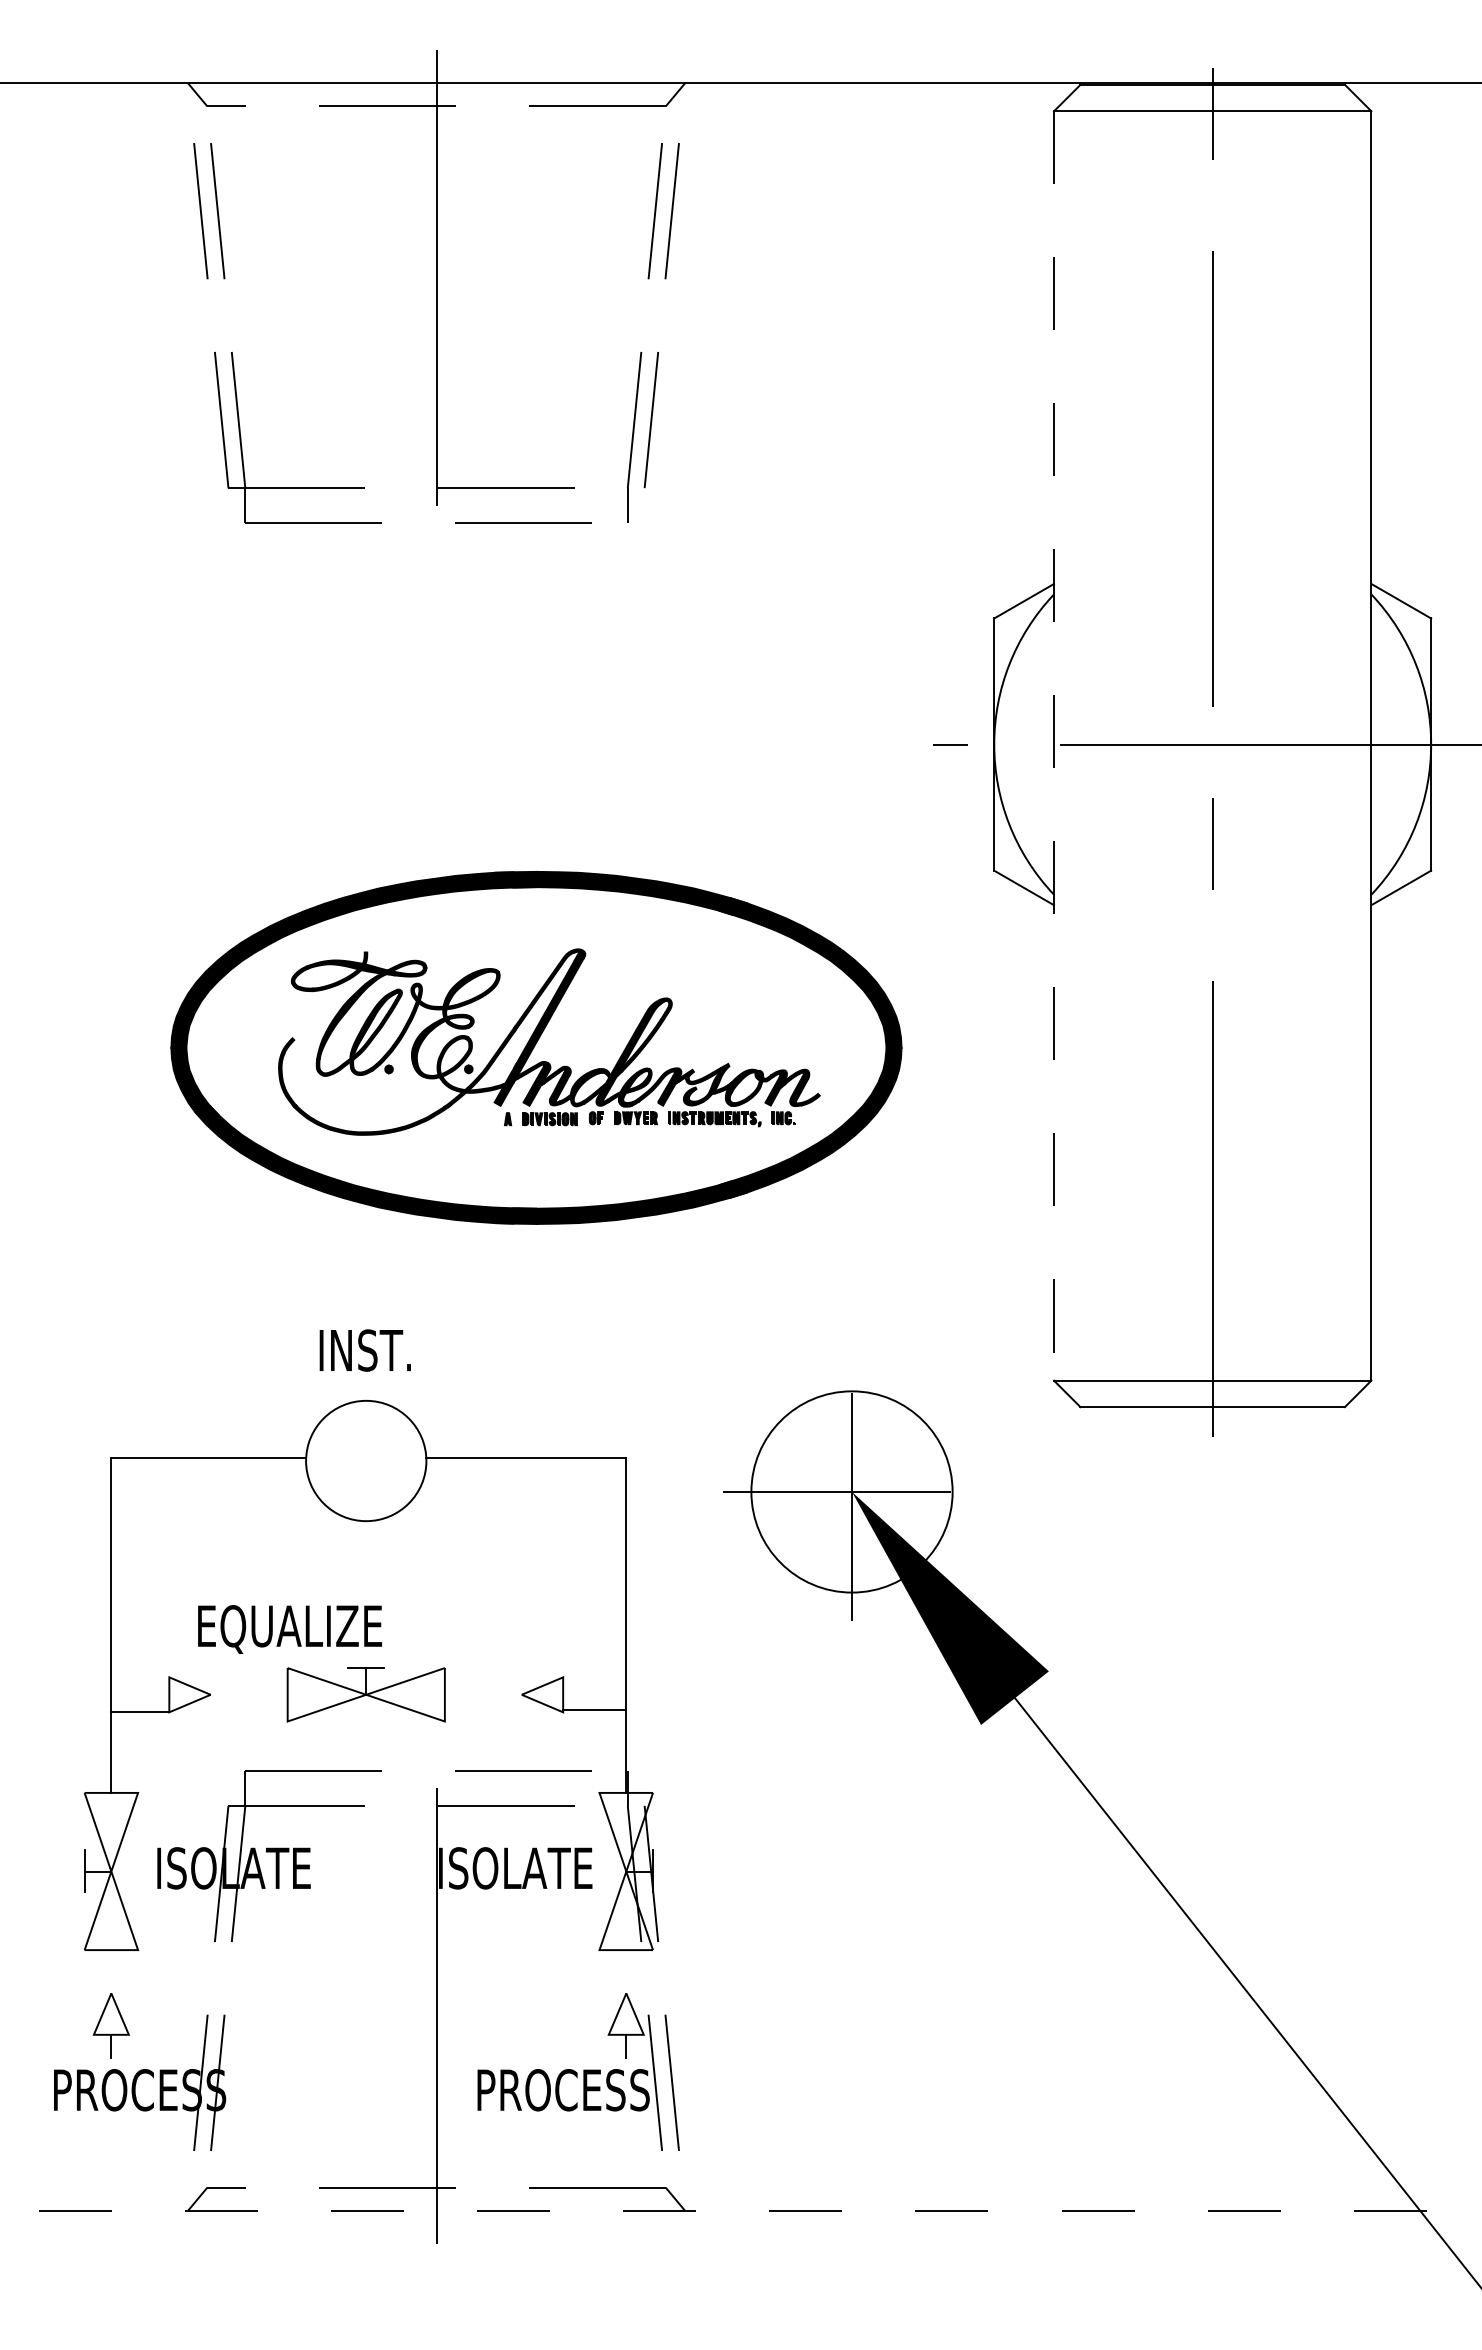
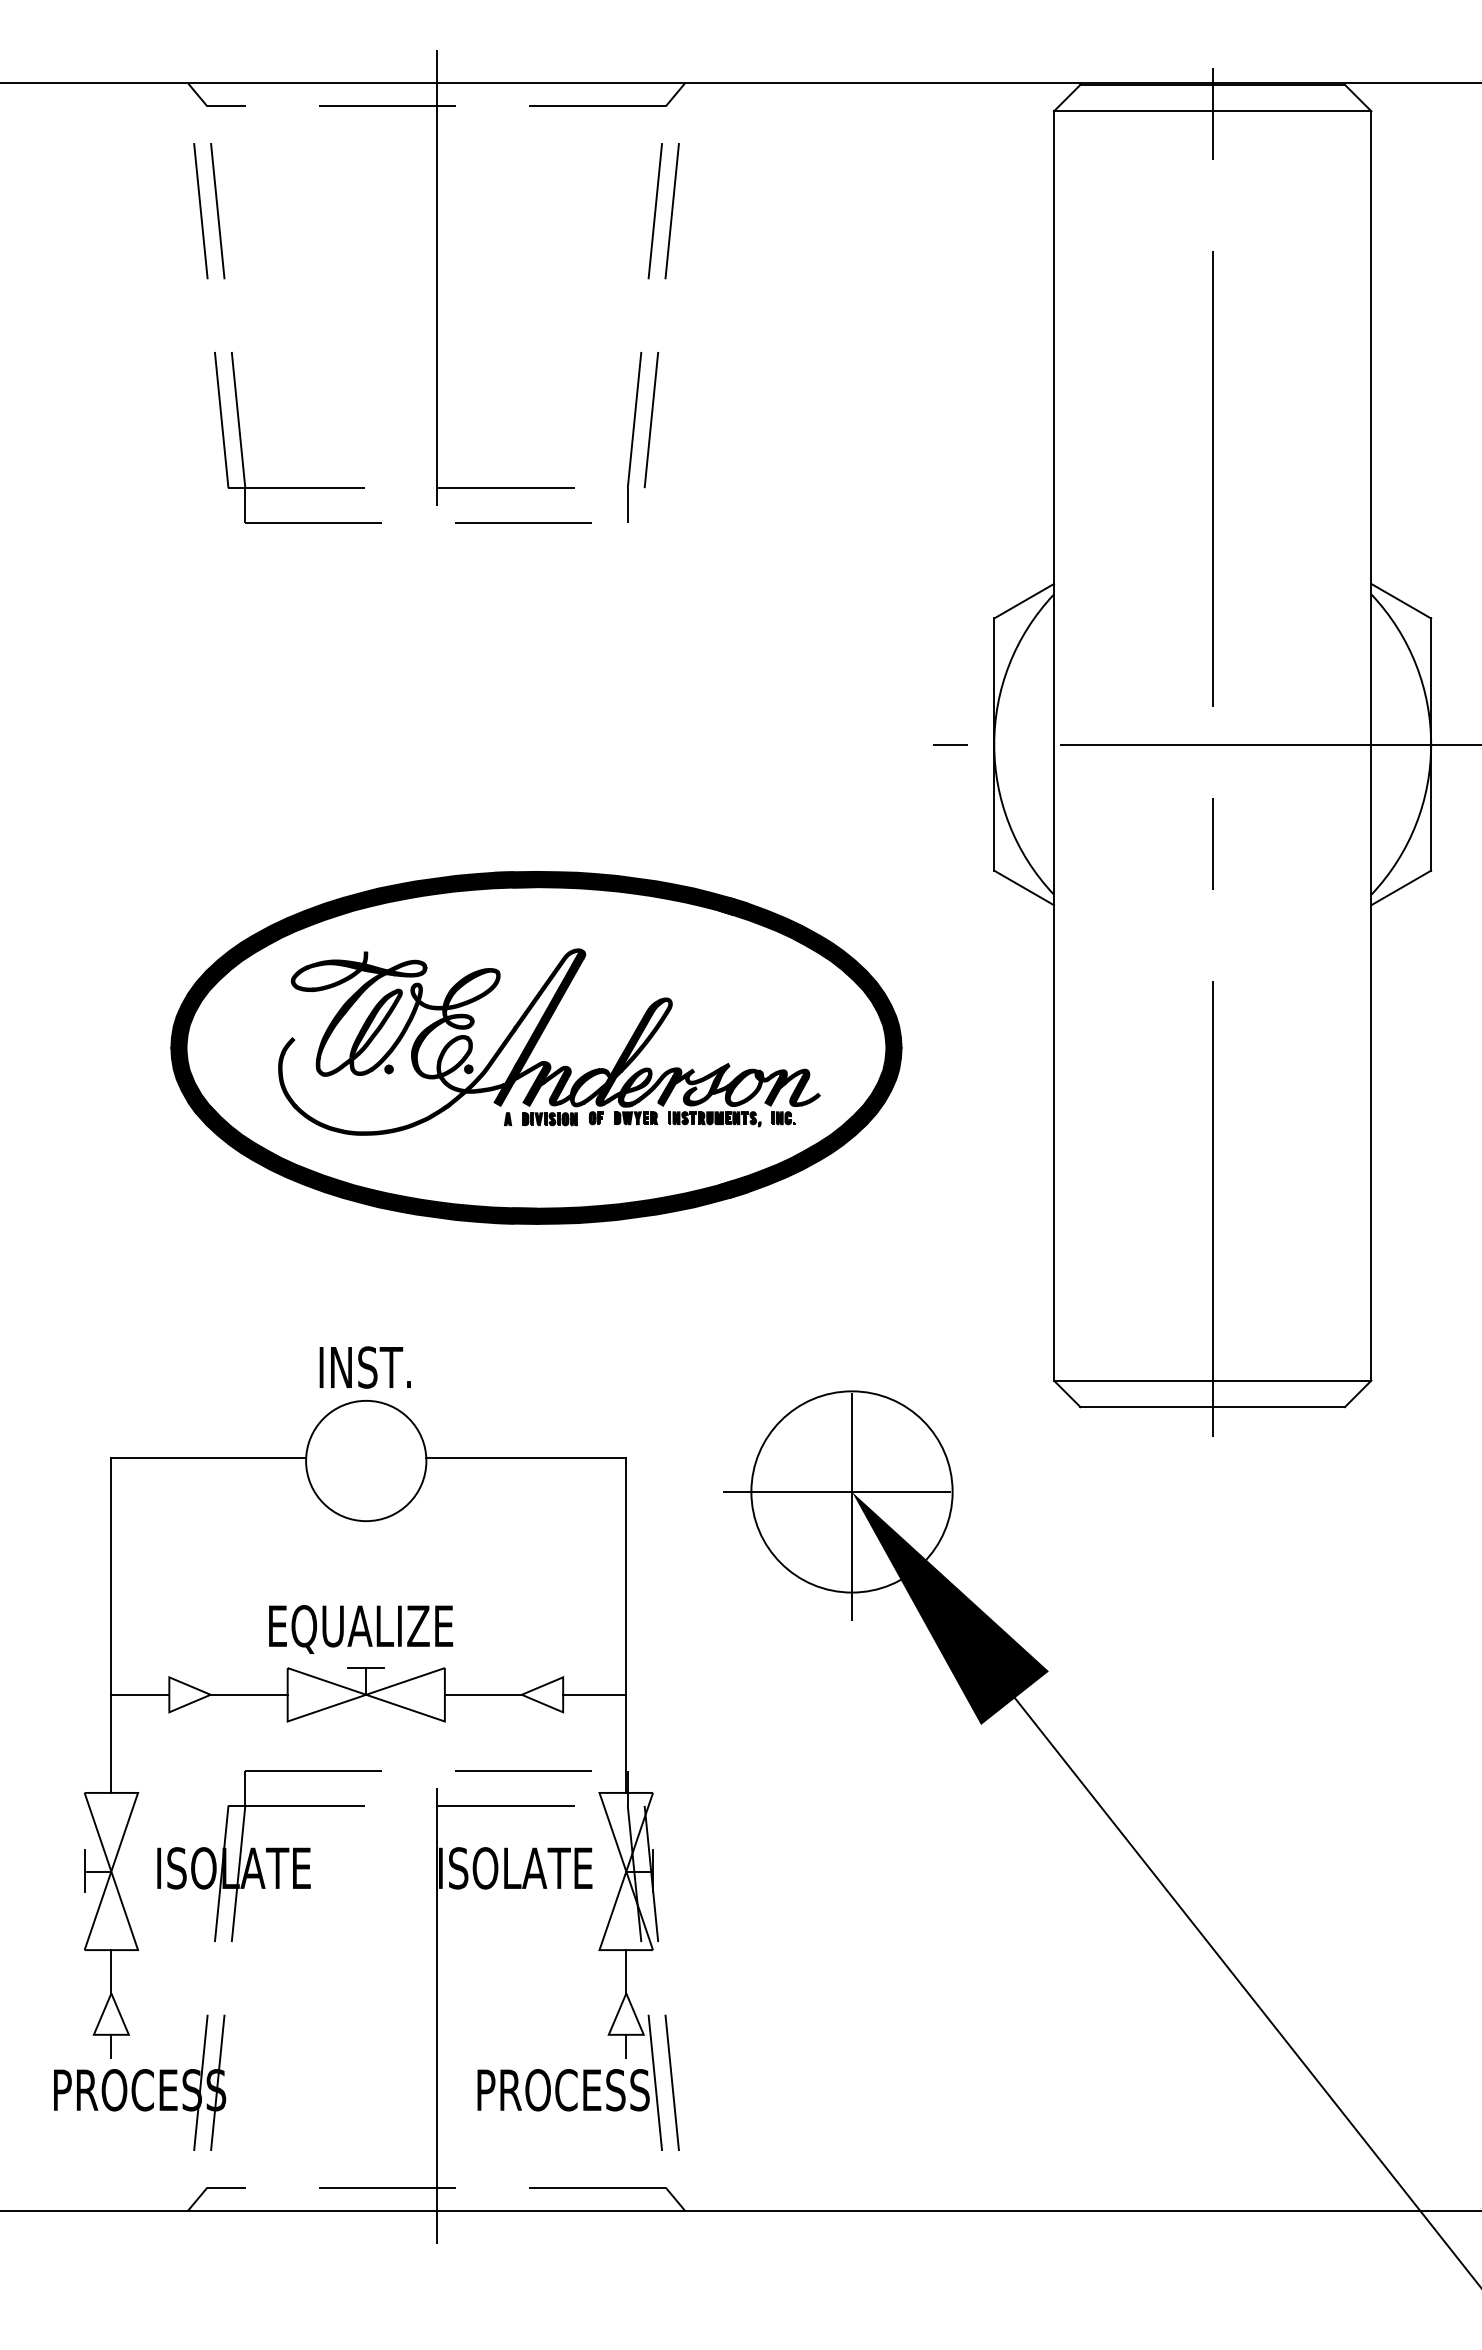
line: dashed -> solid (1054, 745)
text position: (364, 1350) -> (364, 1367) (364, 1367)
text position: (289, 1629) -> (360, 1629) (360, 1629)
line: none -> present (248, 1694)
line: none -> present (482, 1694)
line position: (594, 1709) -> (594, 1694) (594, 1694)
line position: (140, 1711) -> (140, 1694) (140, 1694)
line: none -> present (111, 1971)
line: none -> present (626, 1971)
line: dashed -> solid (740, 2210)
